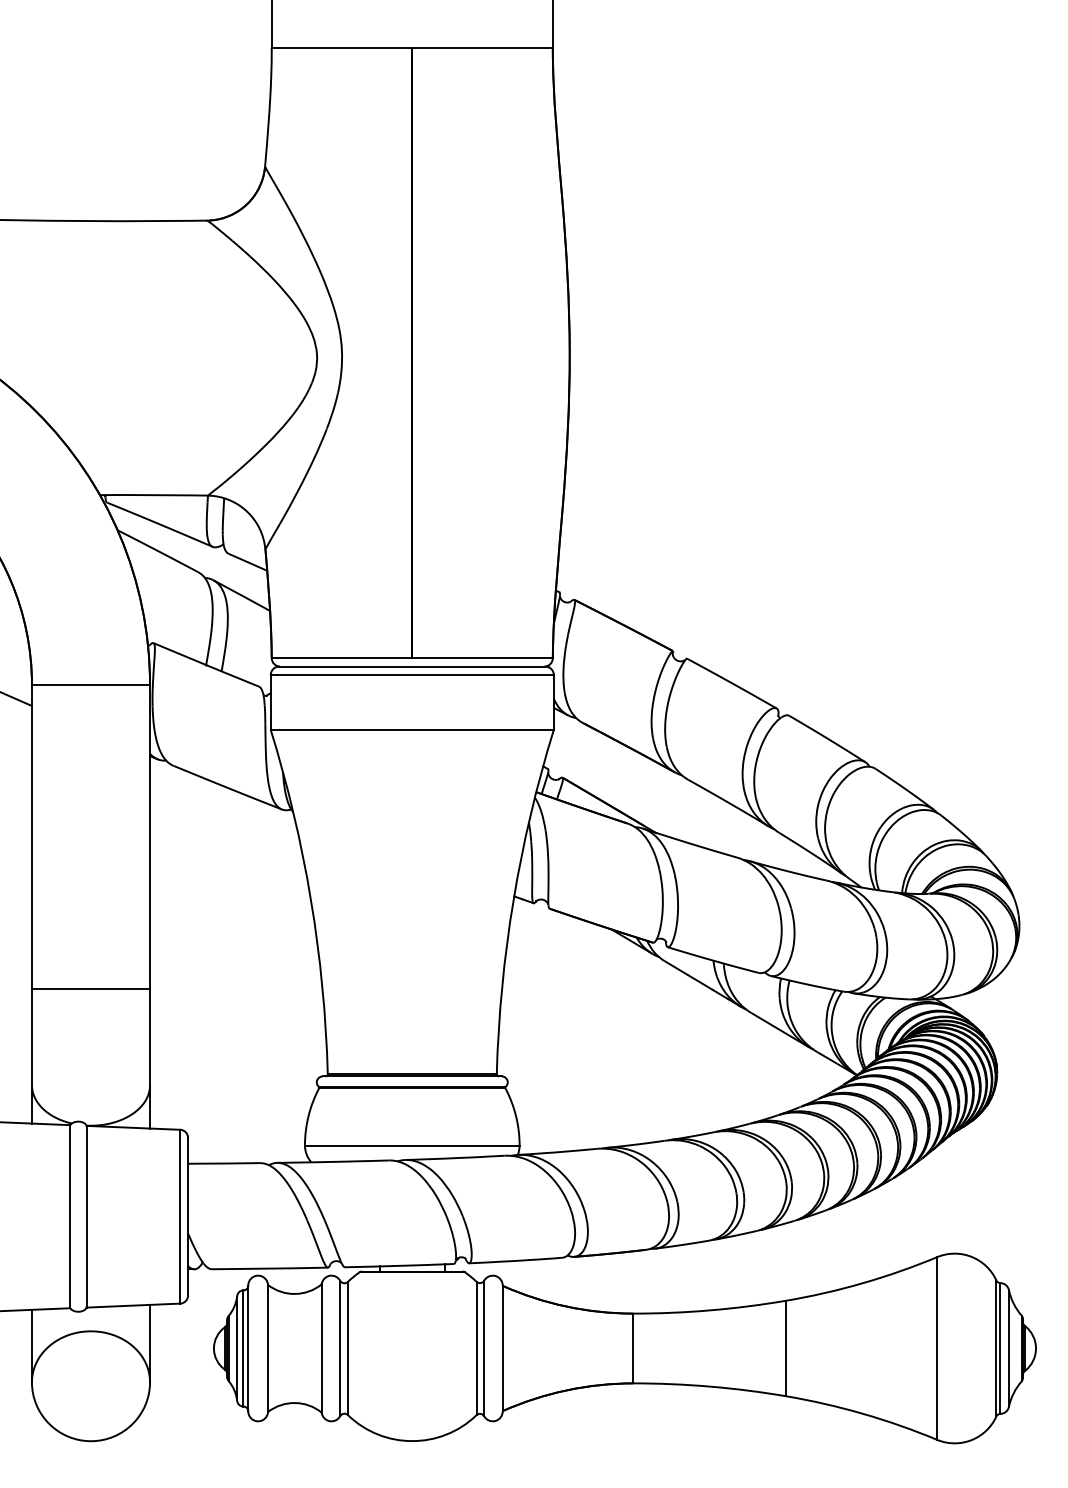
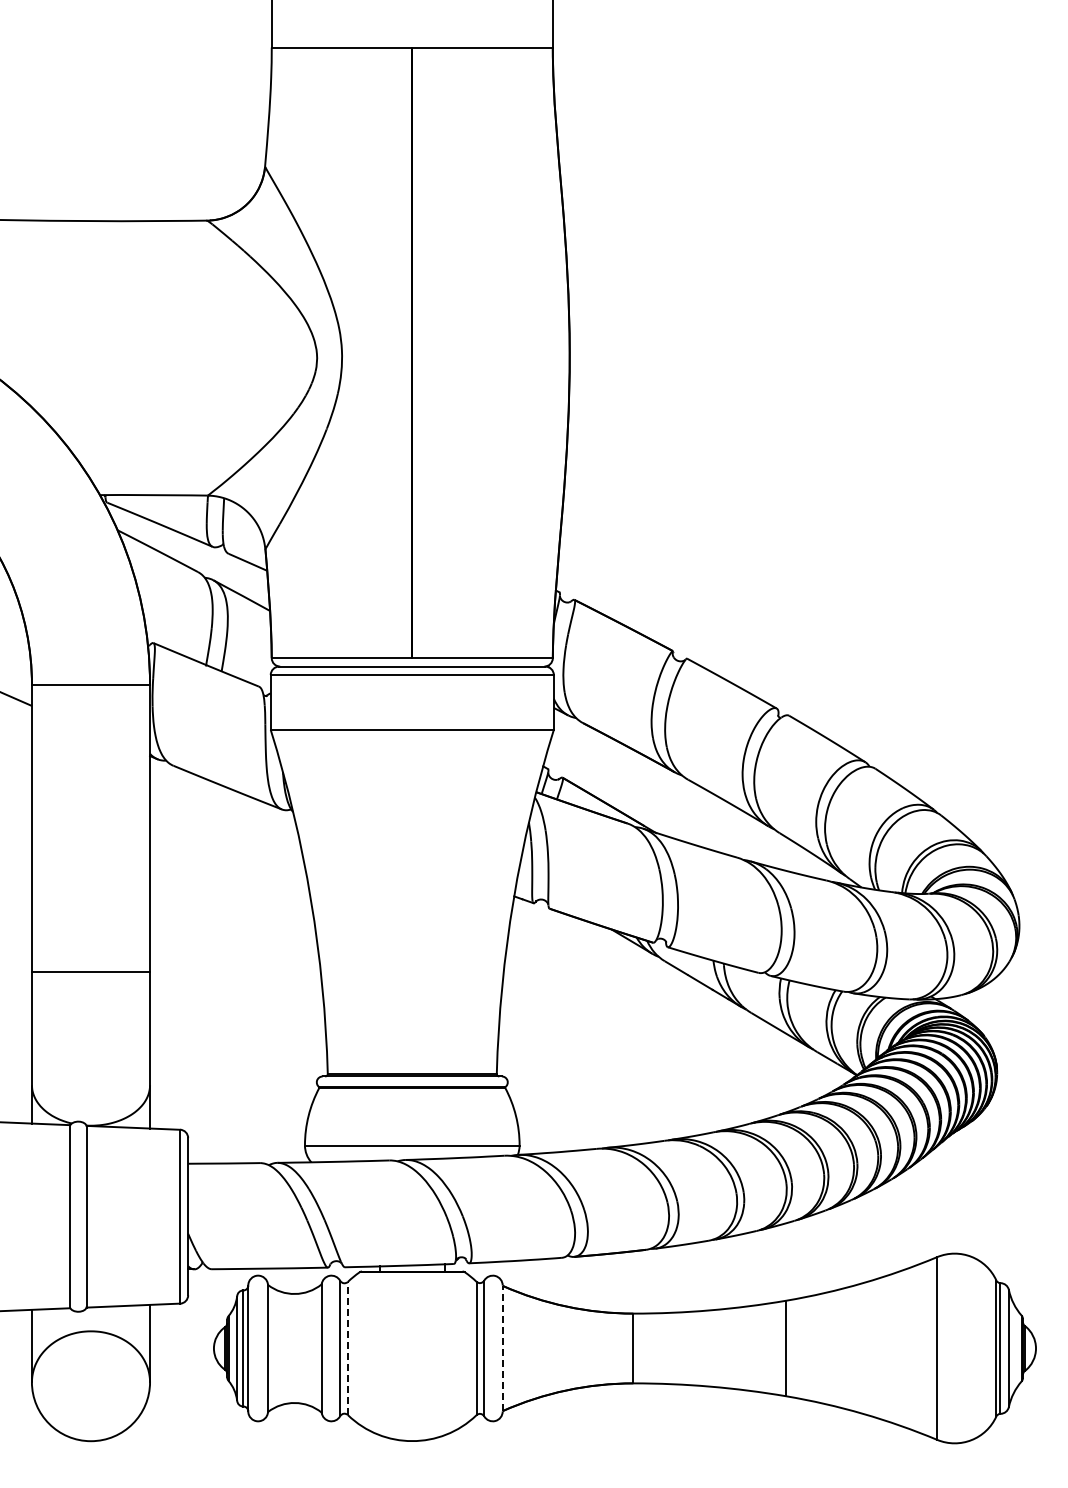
line position: (91, 989) -> (91, 972) (91, 972)
line: solid -> dashed (347, 1348)
line: solid -> dashed (502, 1348)
